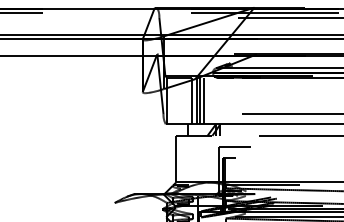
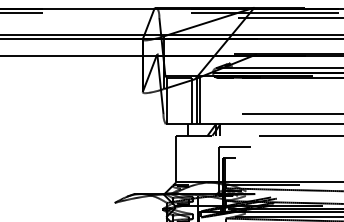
line: present -> none (204, 100)
